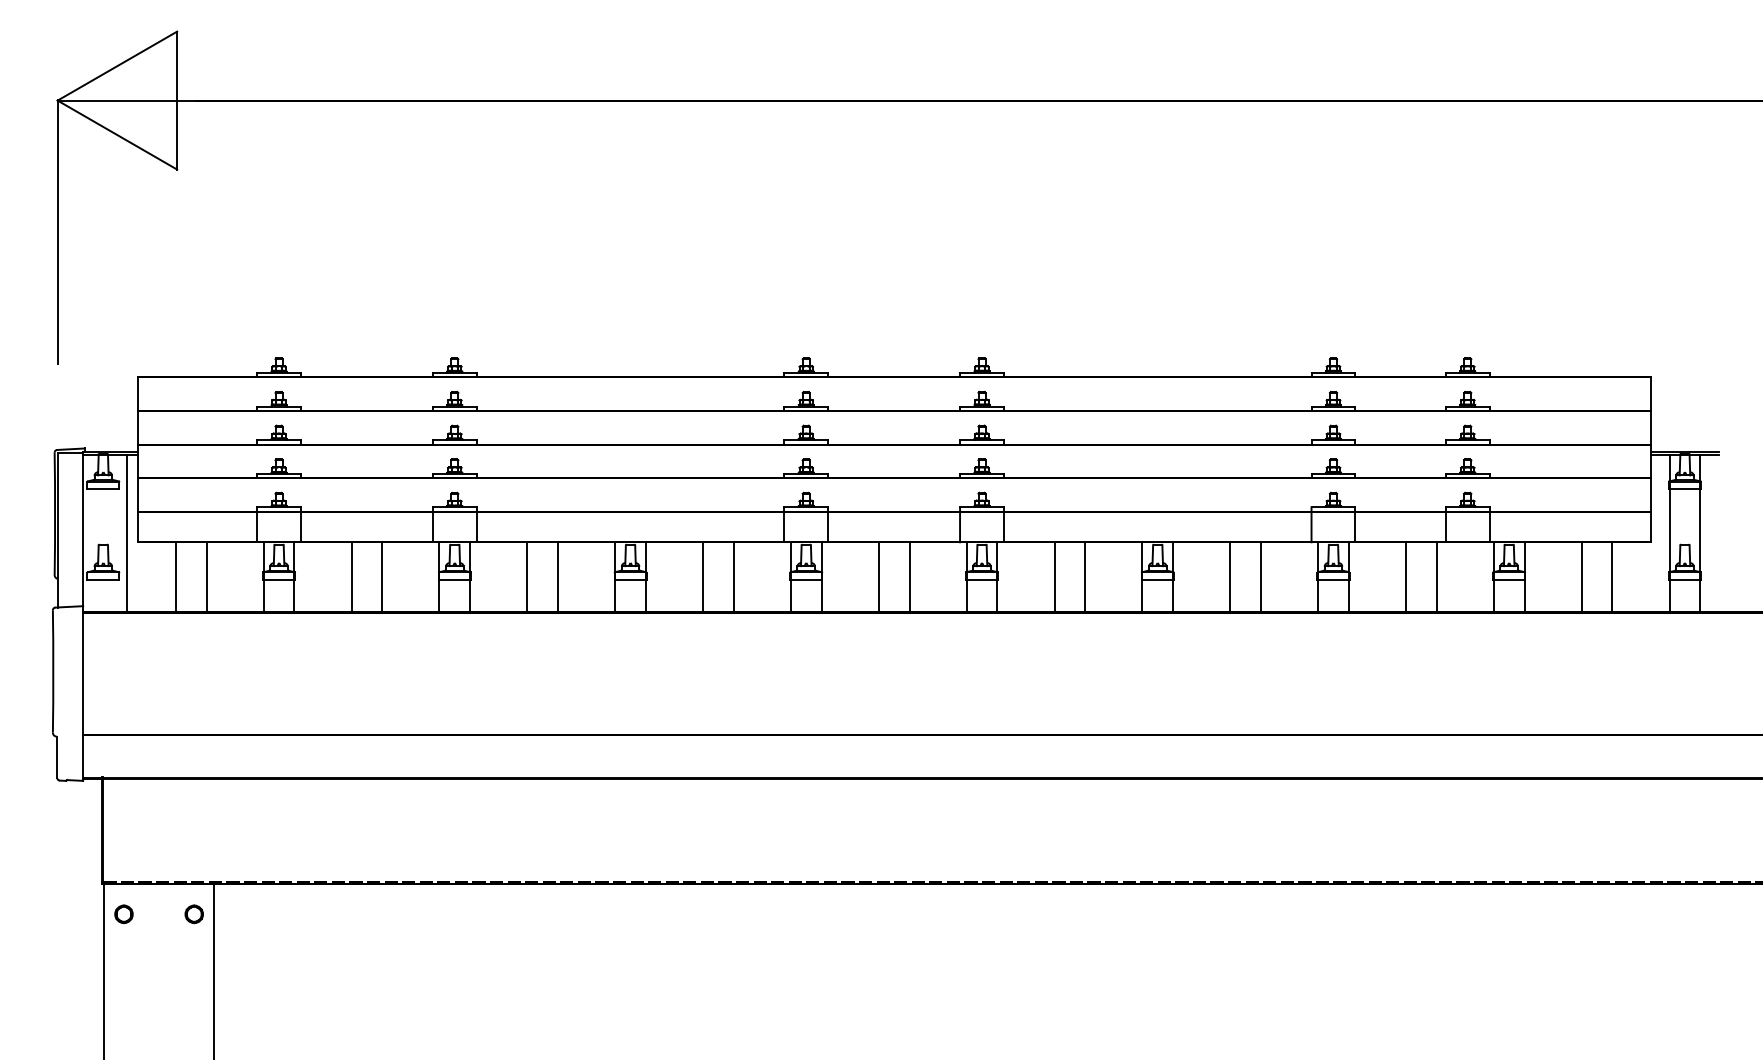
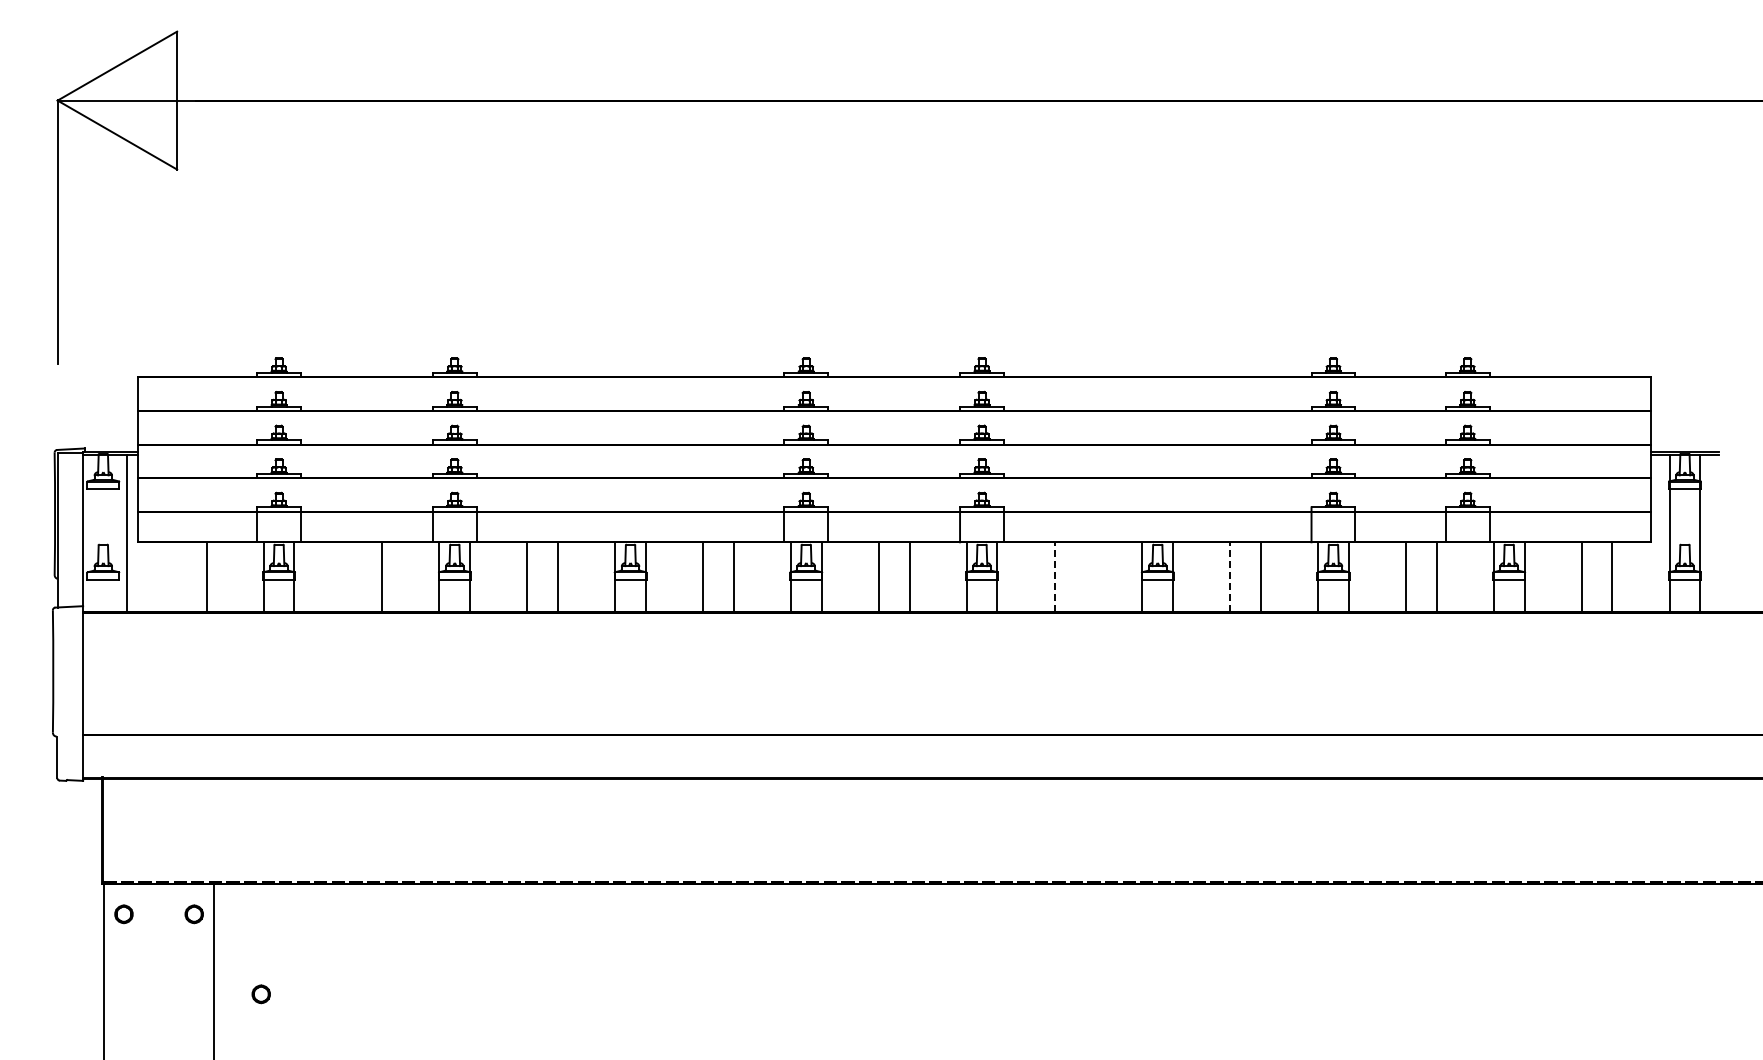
line: present -> none (175, 576)
line: present -> none (351, 576)
line: solid -> dashed (1054, 576)
line: present -> none (1085, 576)
line: solid -> dashed (1230, 576)
part: none -> present (260, 994)
